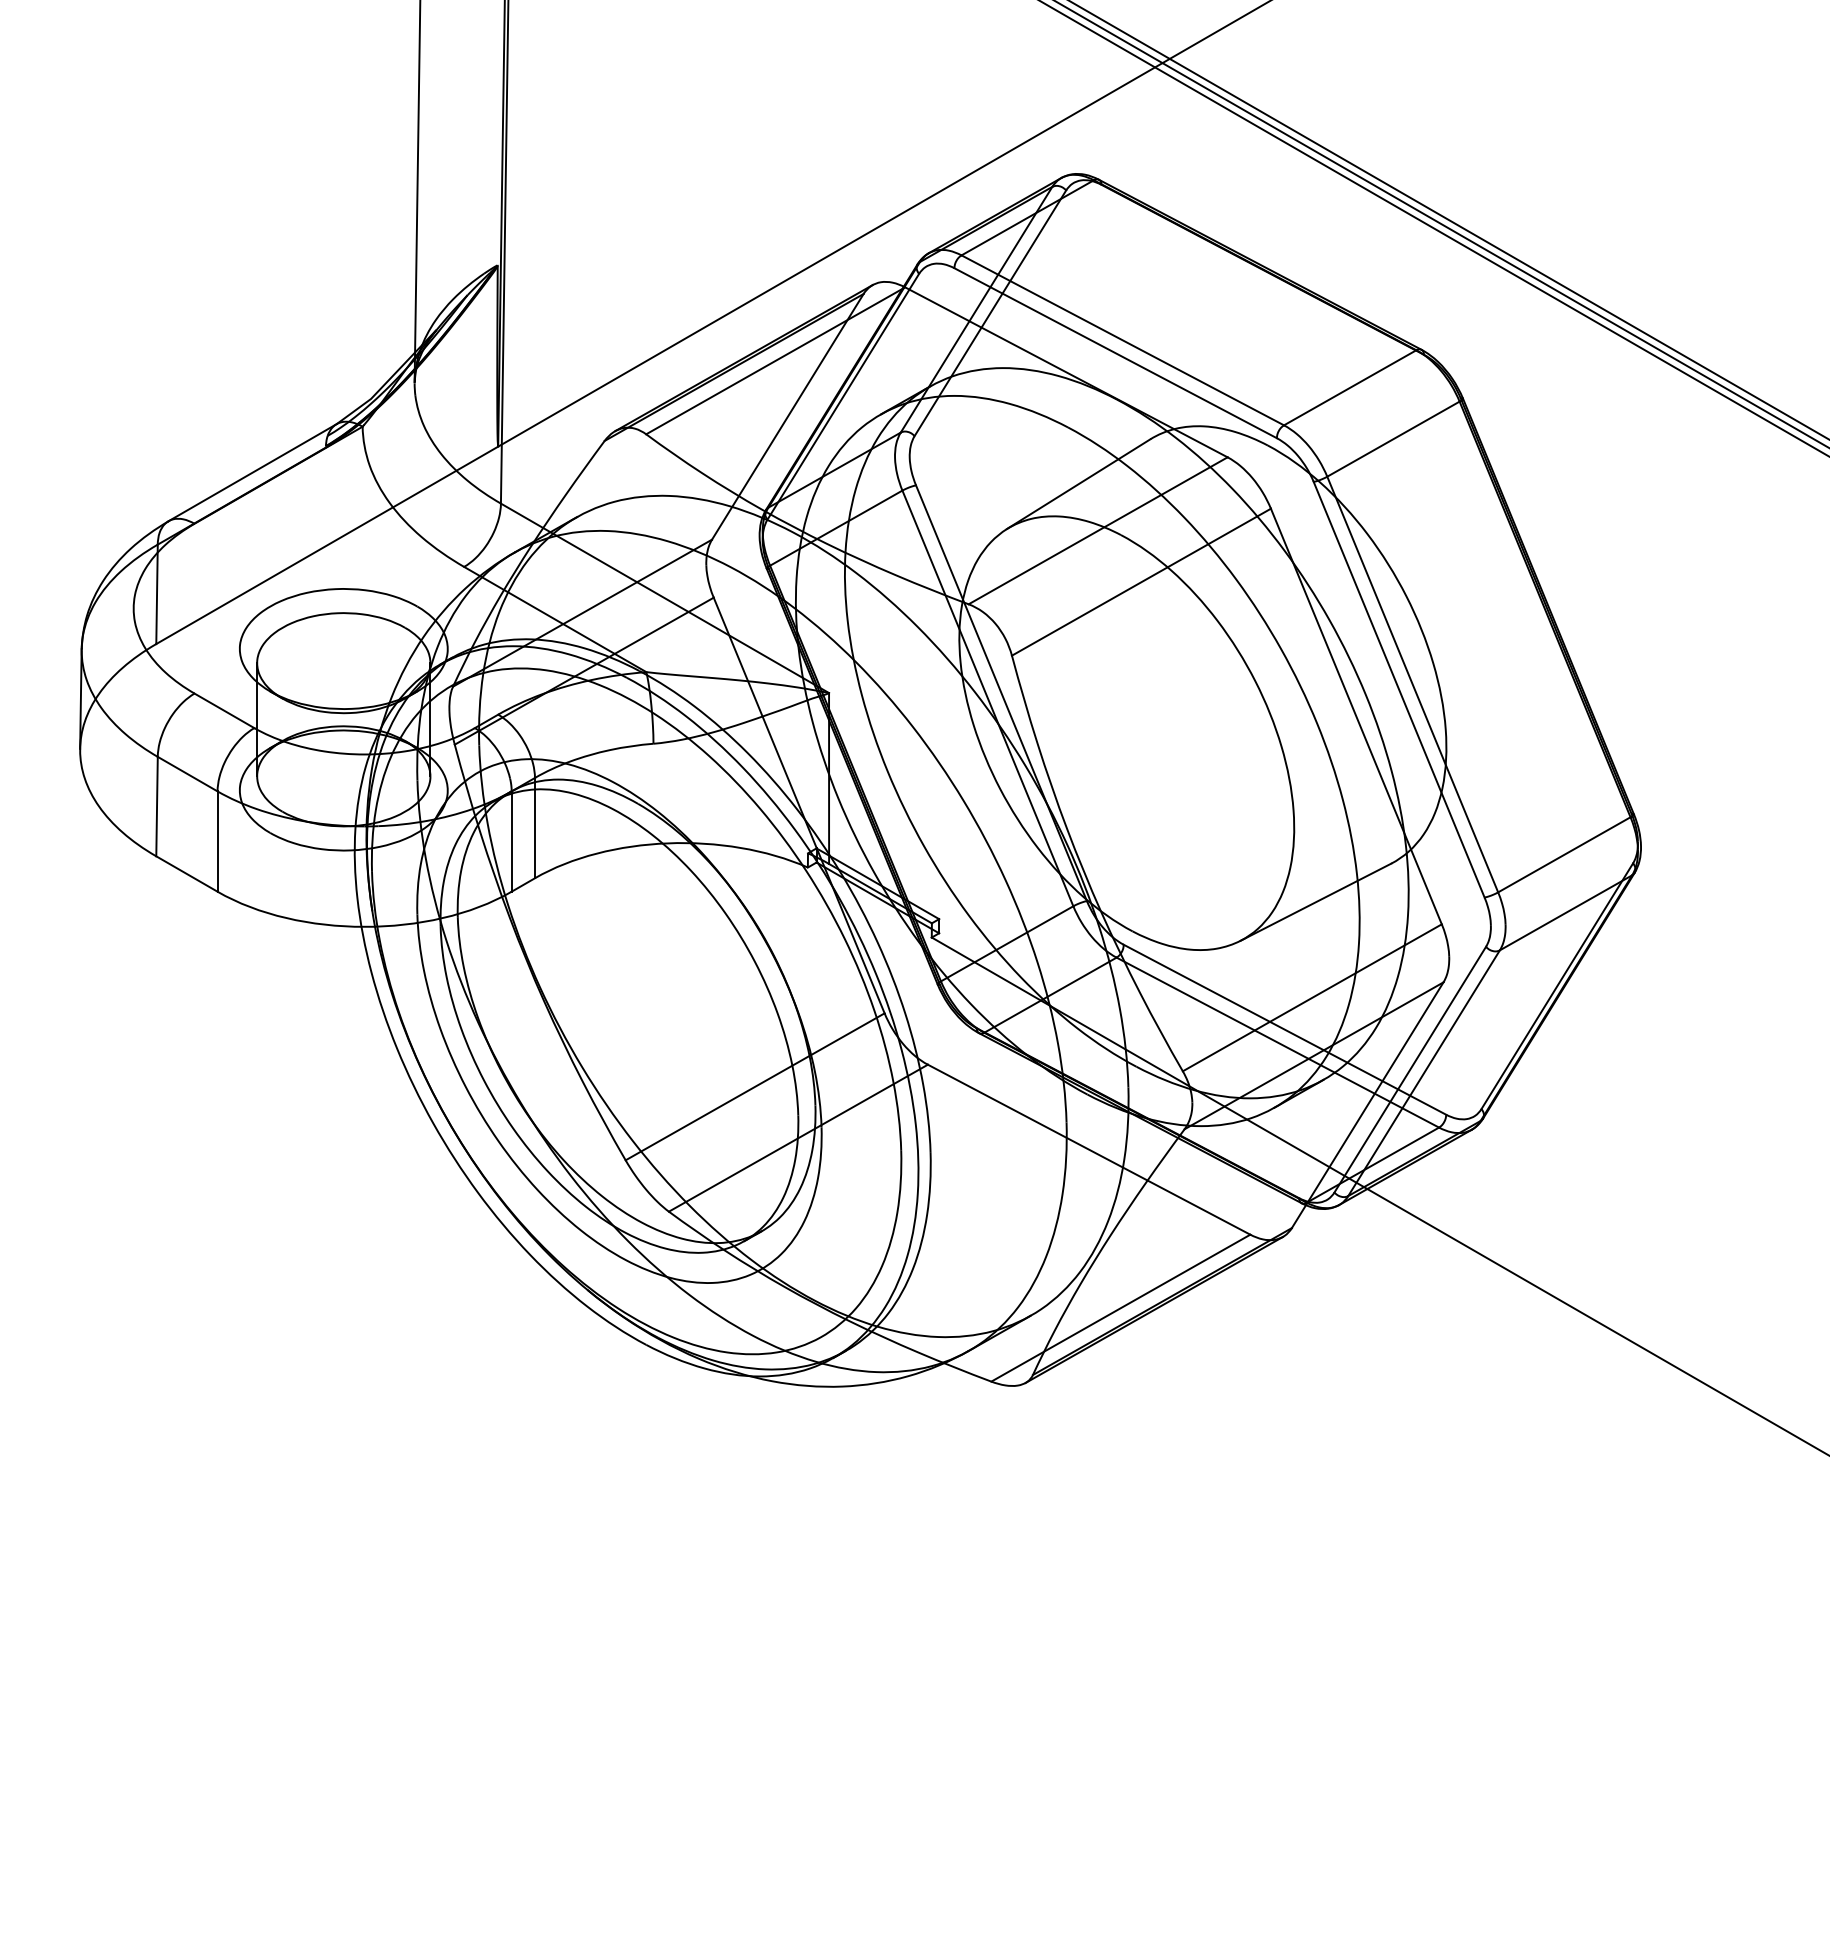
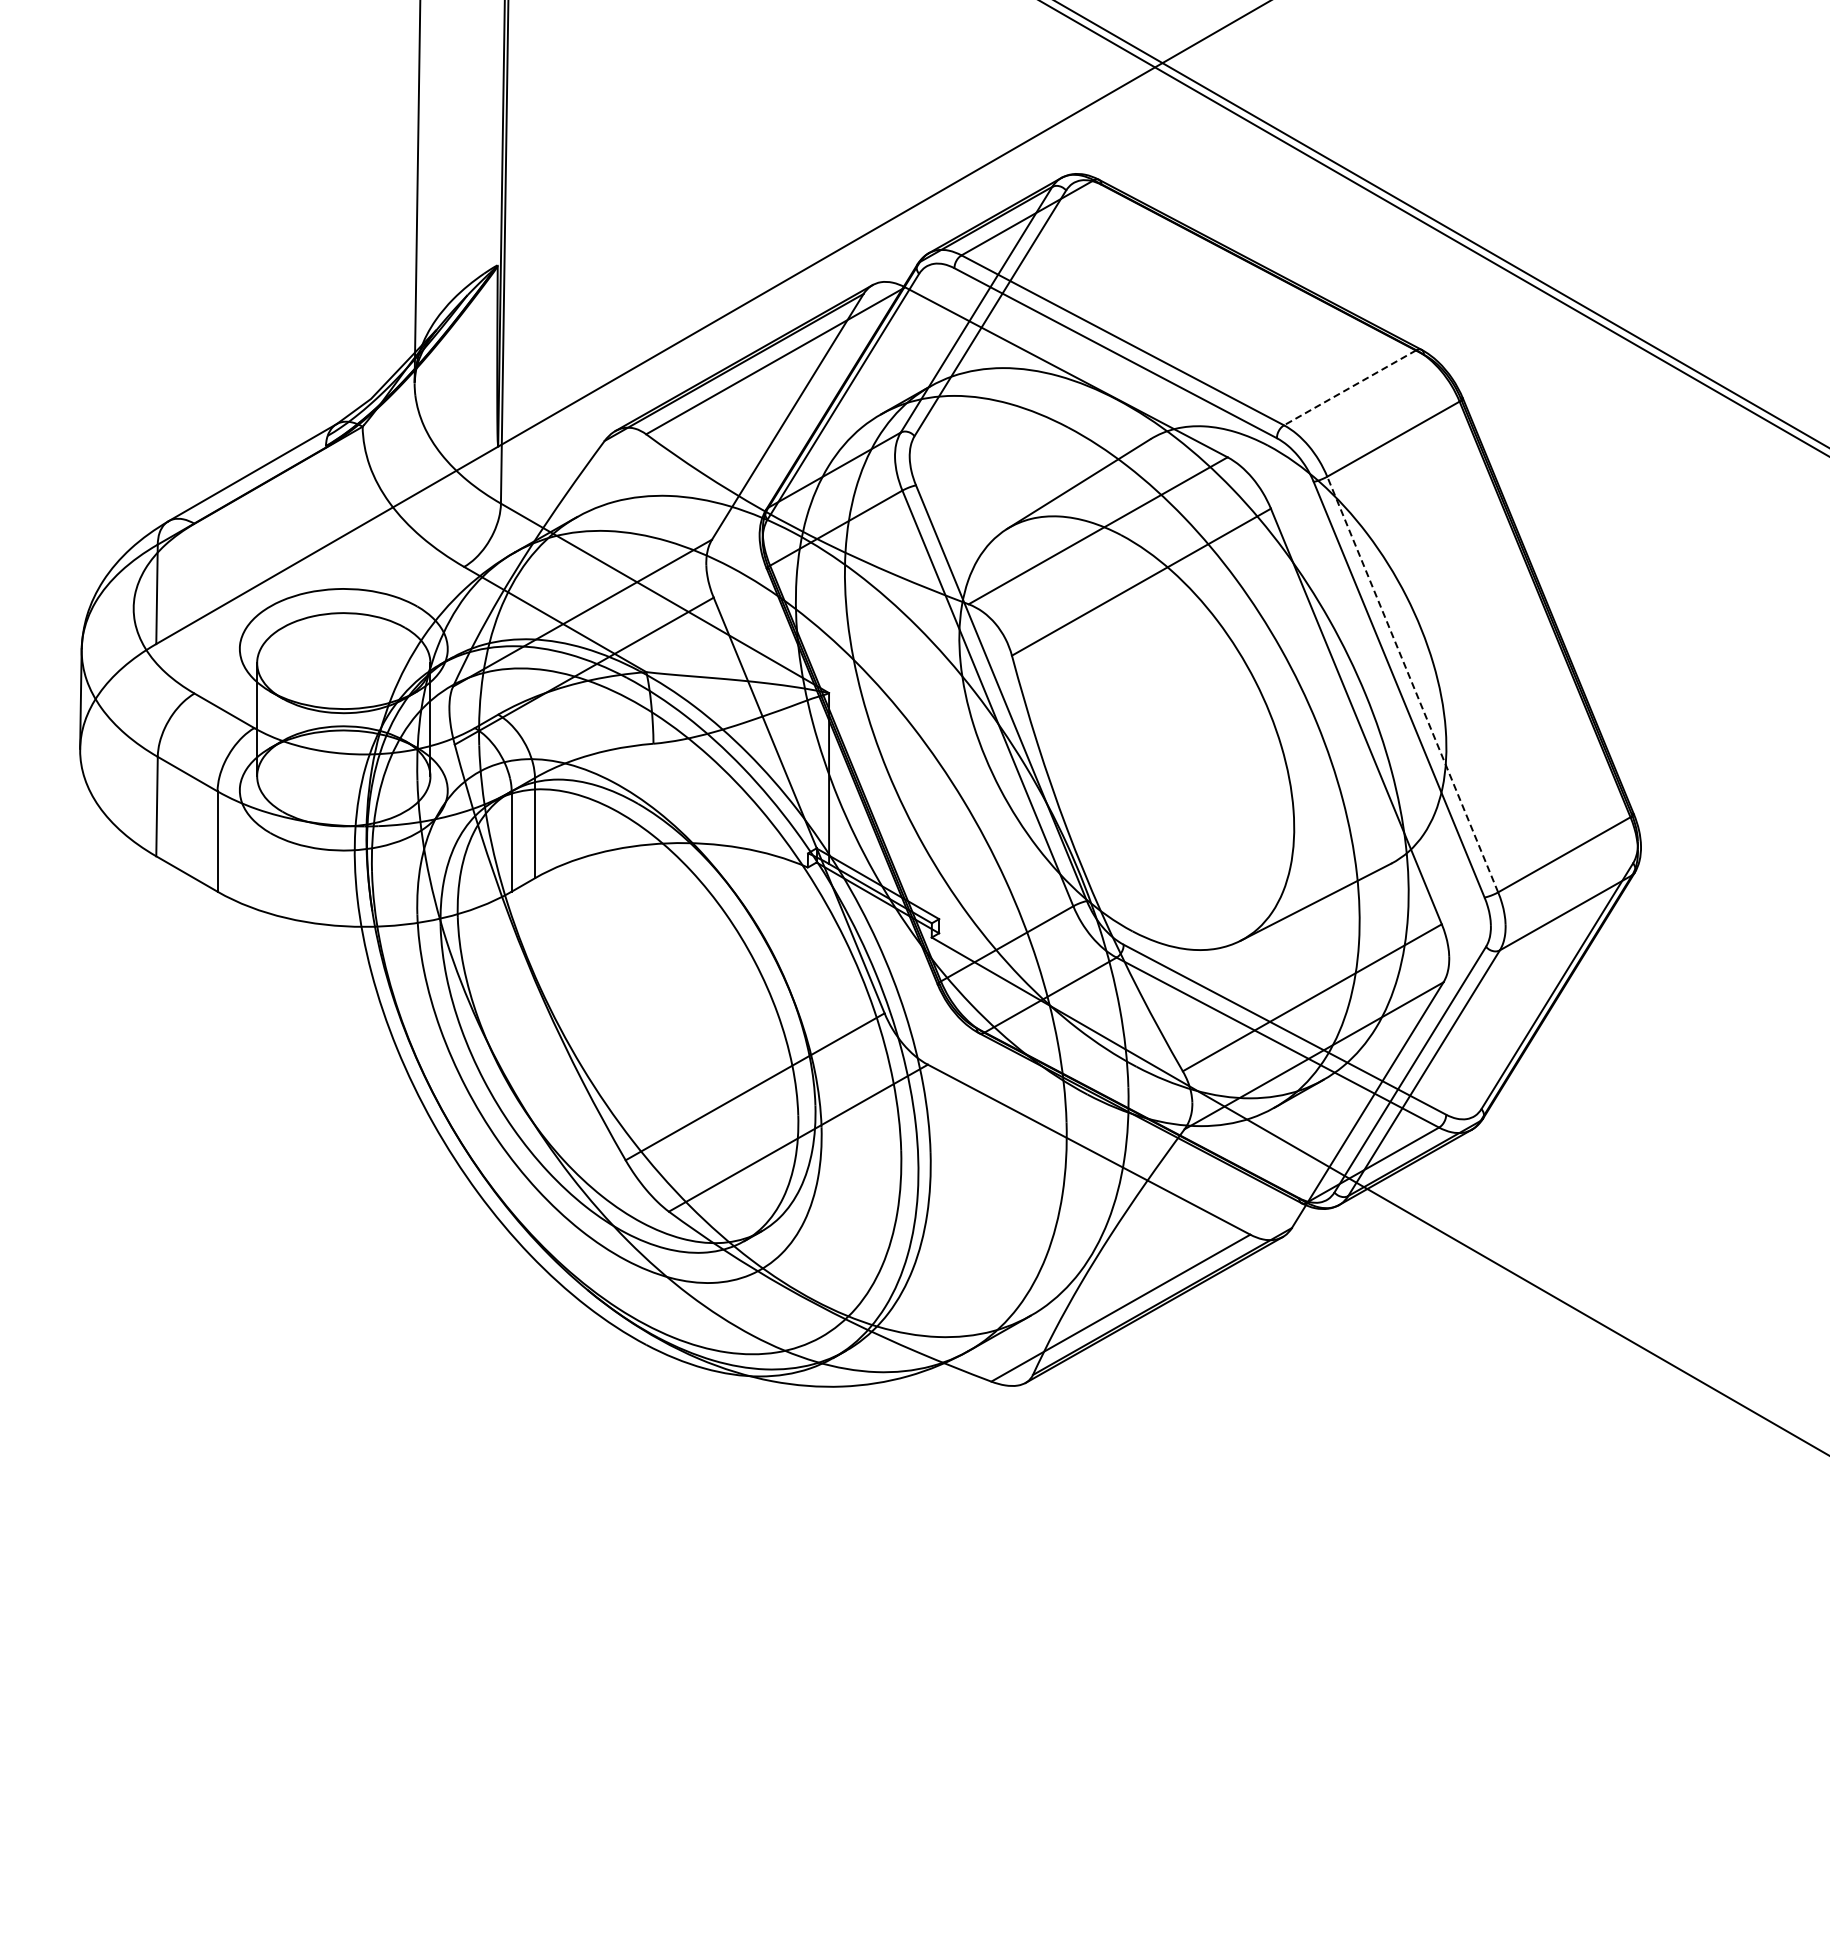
line: present -> none (1448, 219)
line: solid -> dashed (1349, 388)
line: solid -> dashed (1412, 684)
